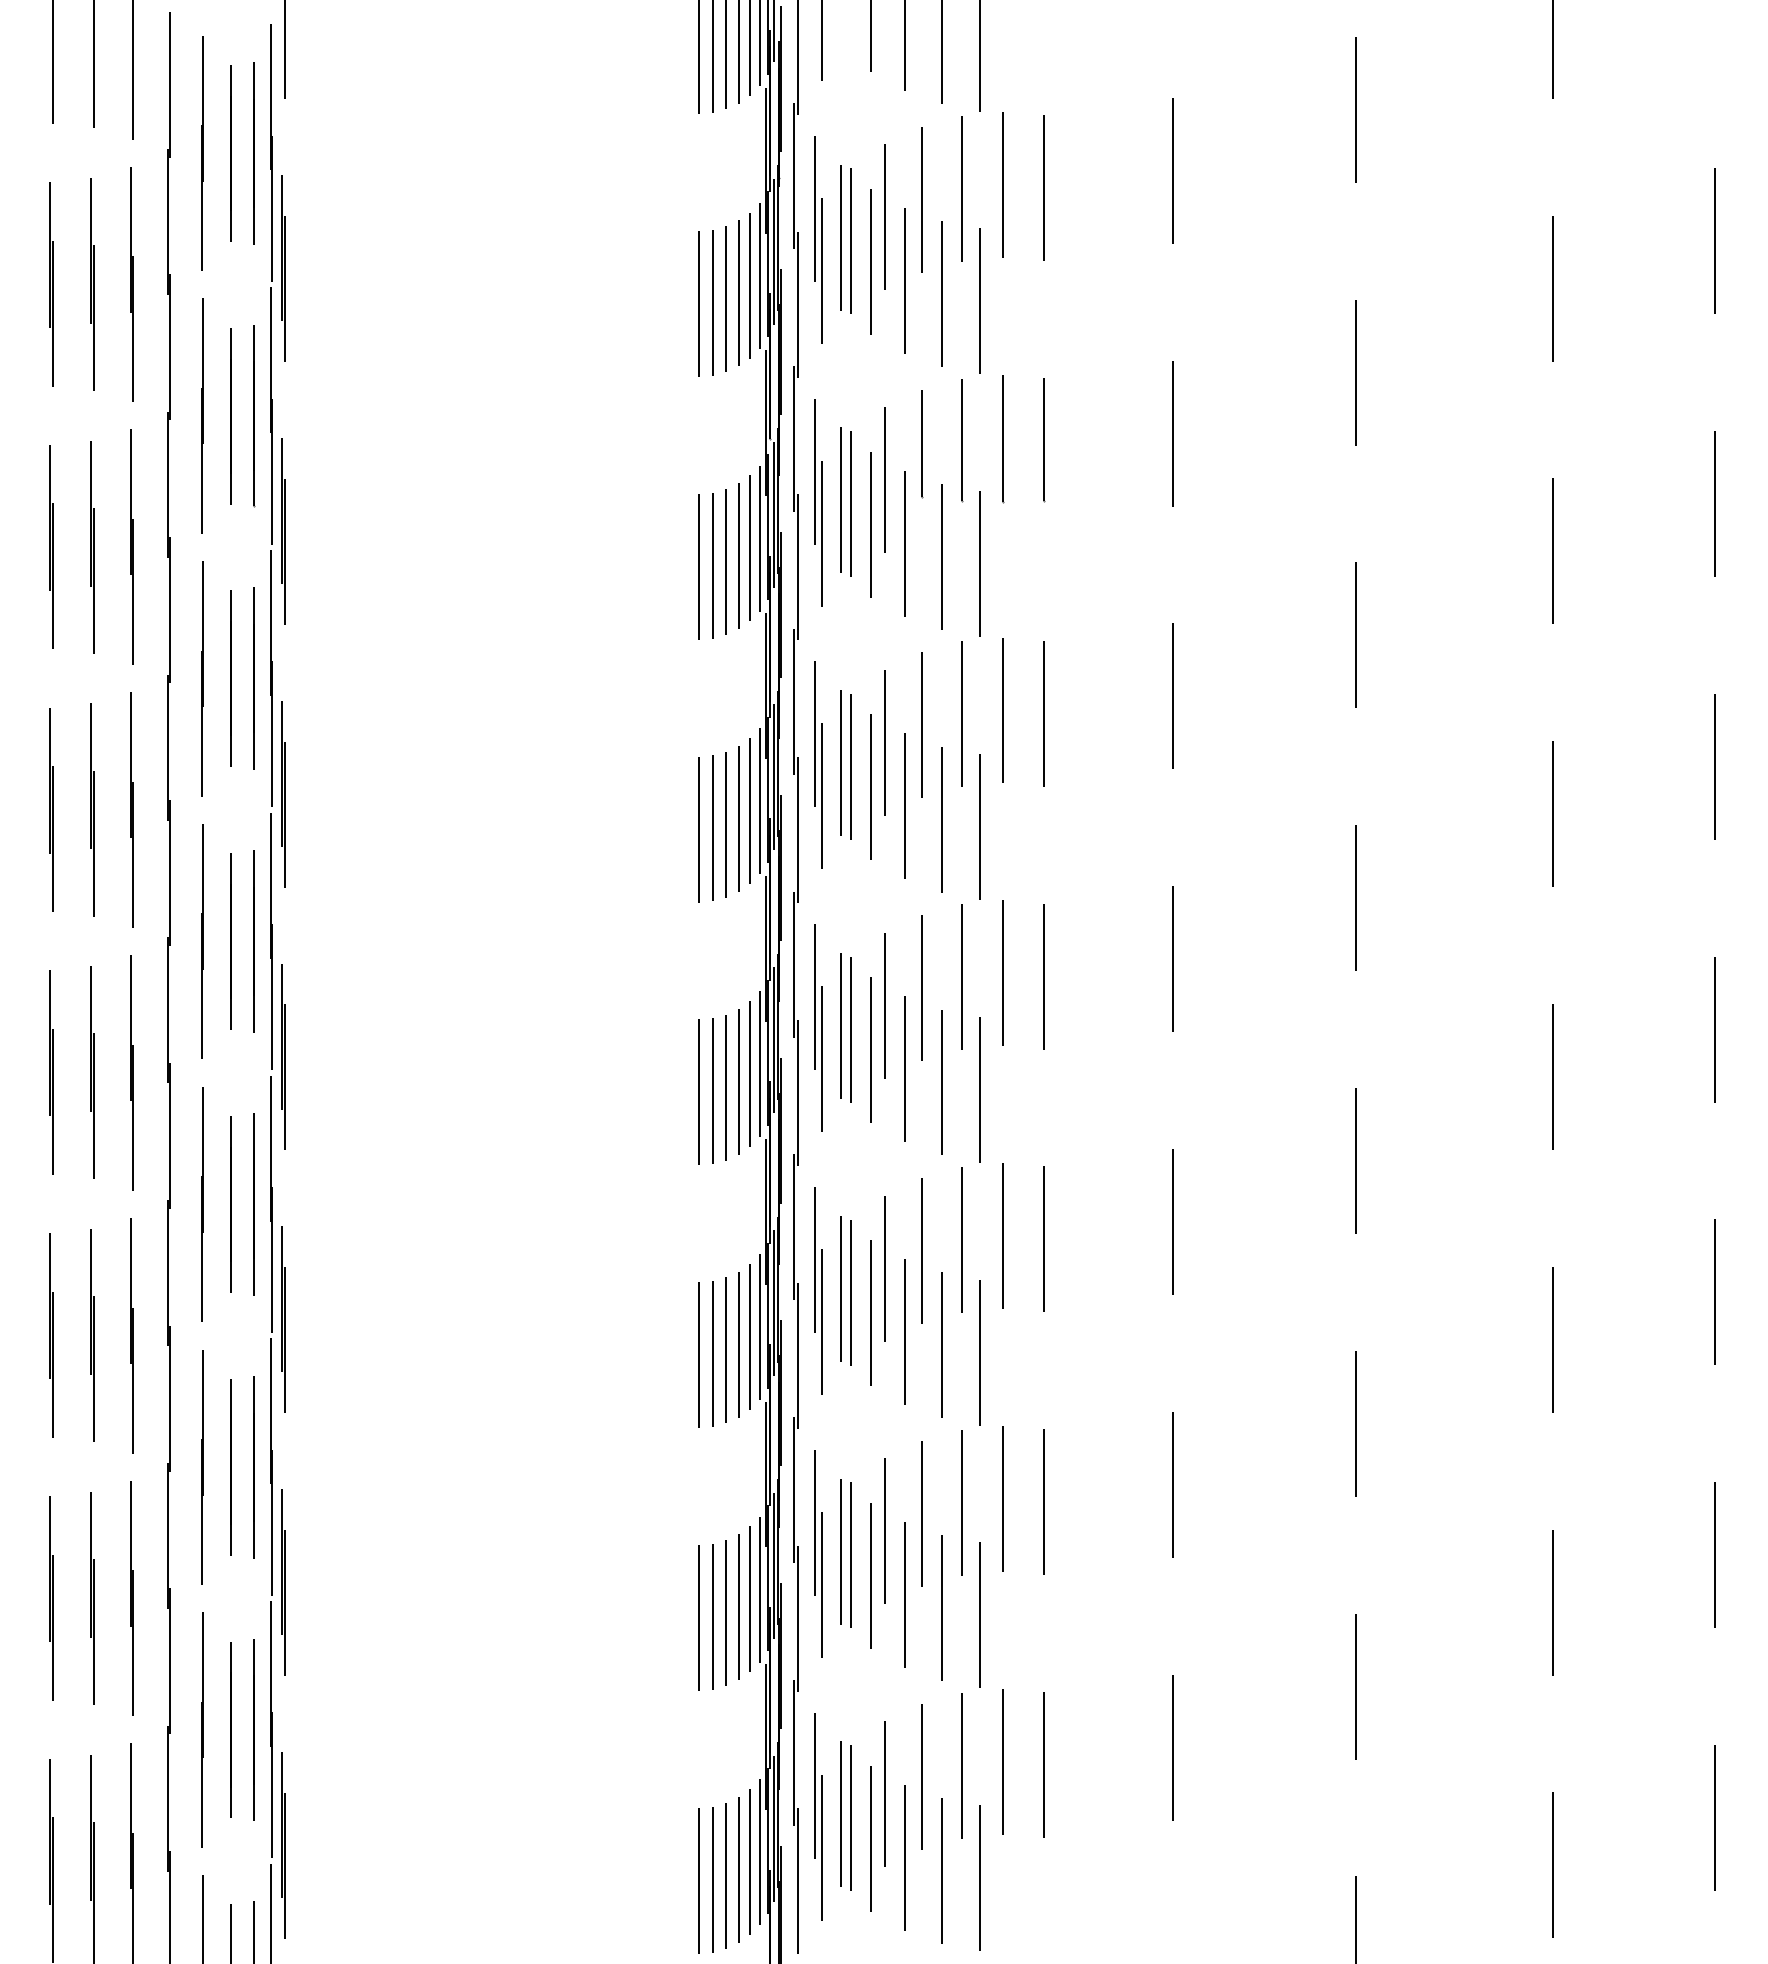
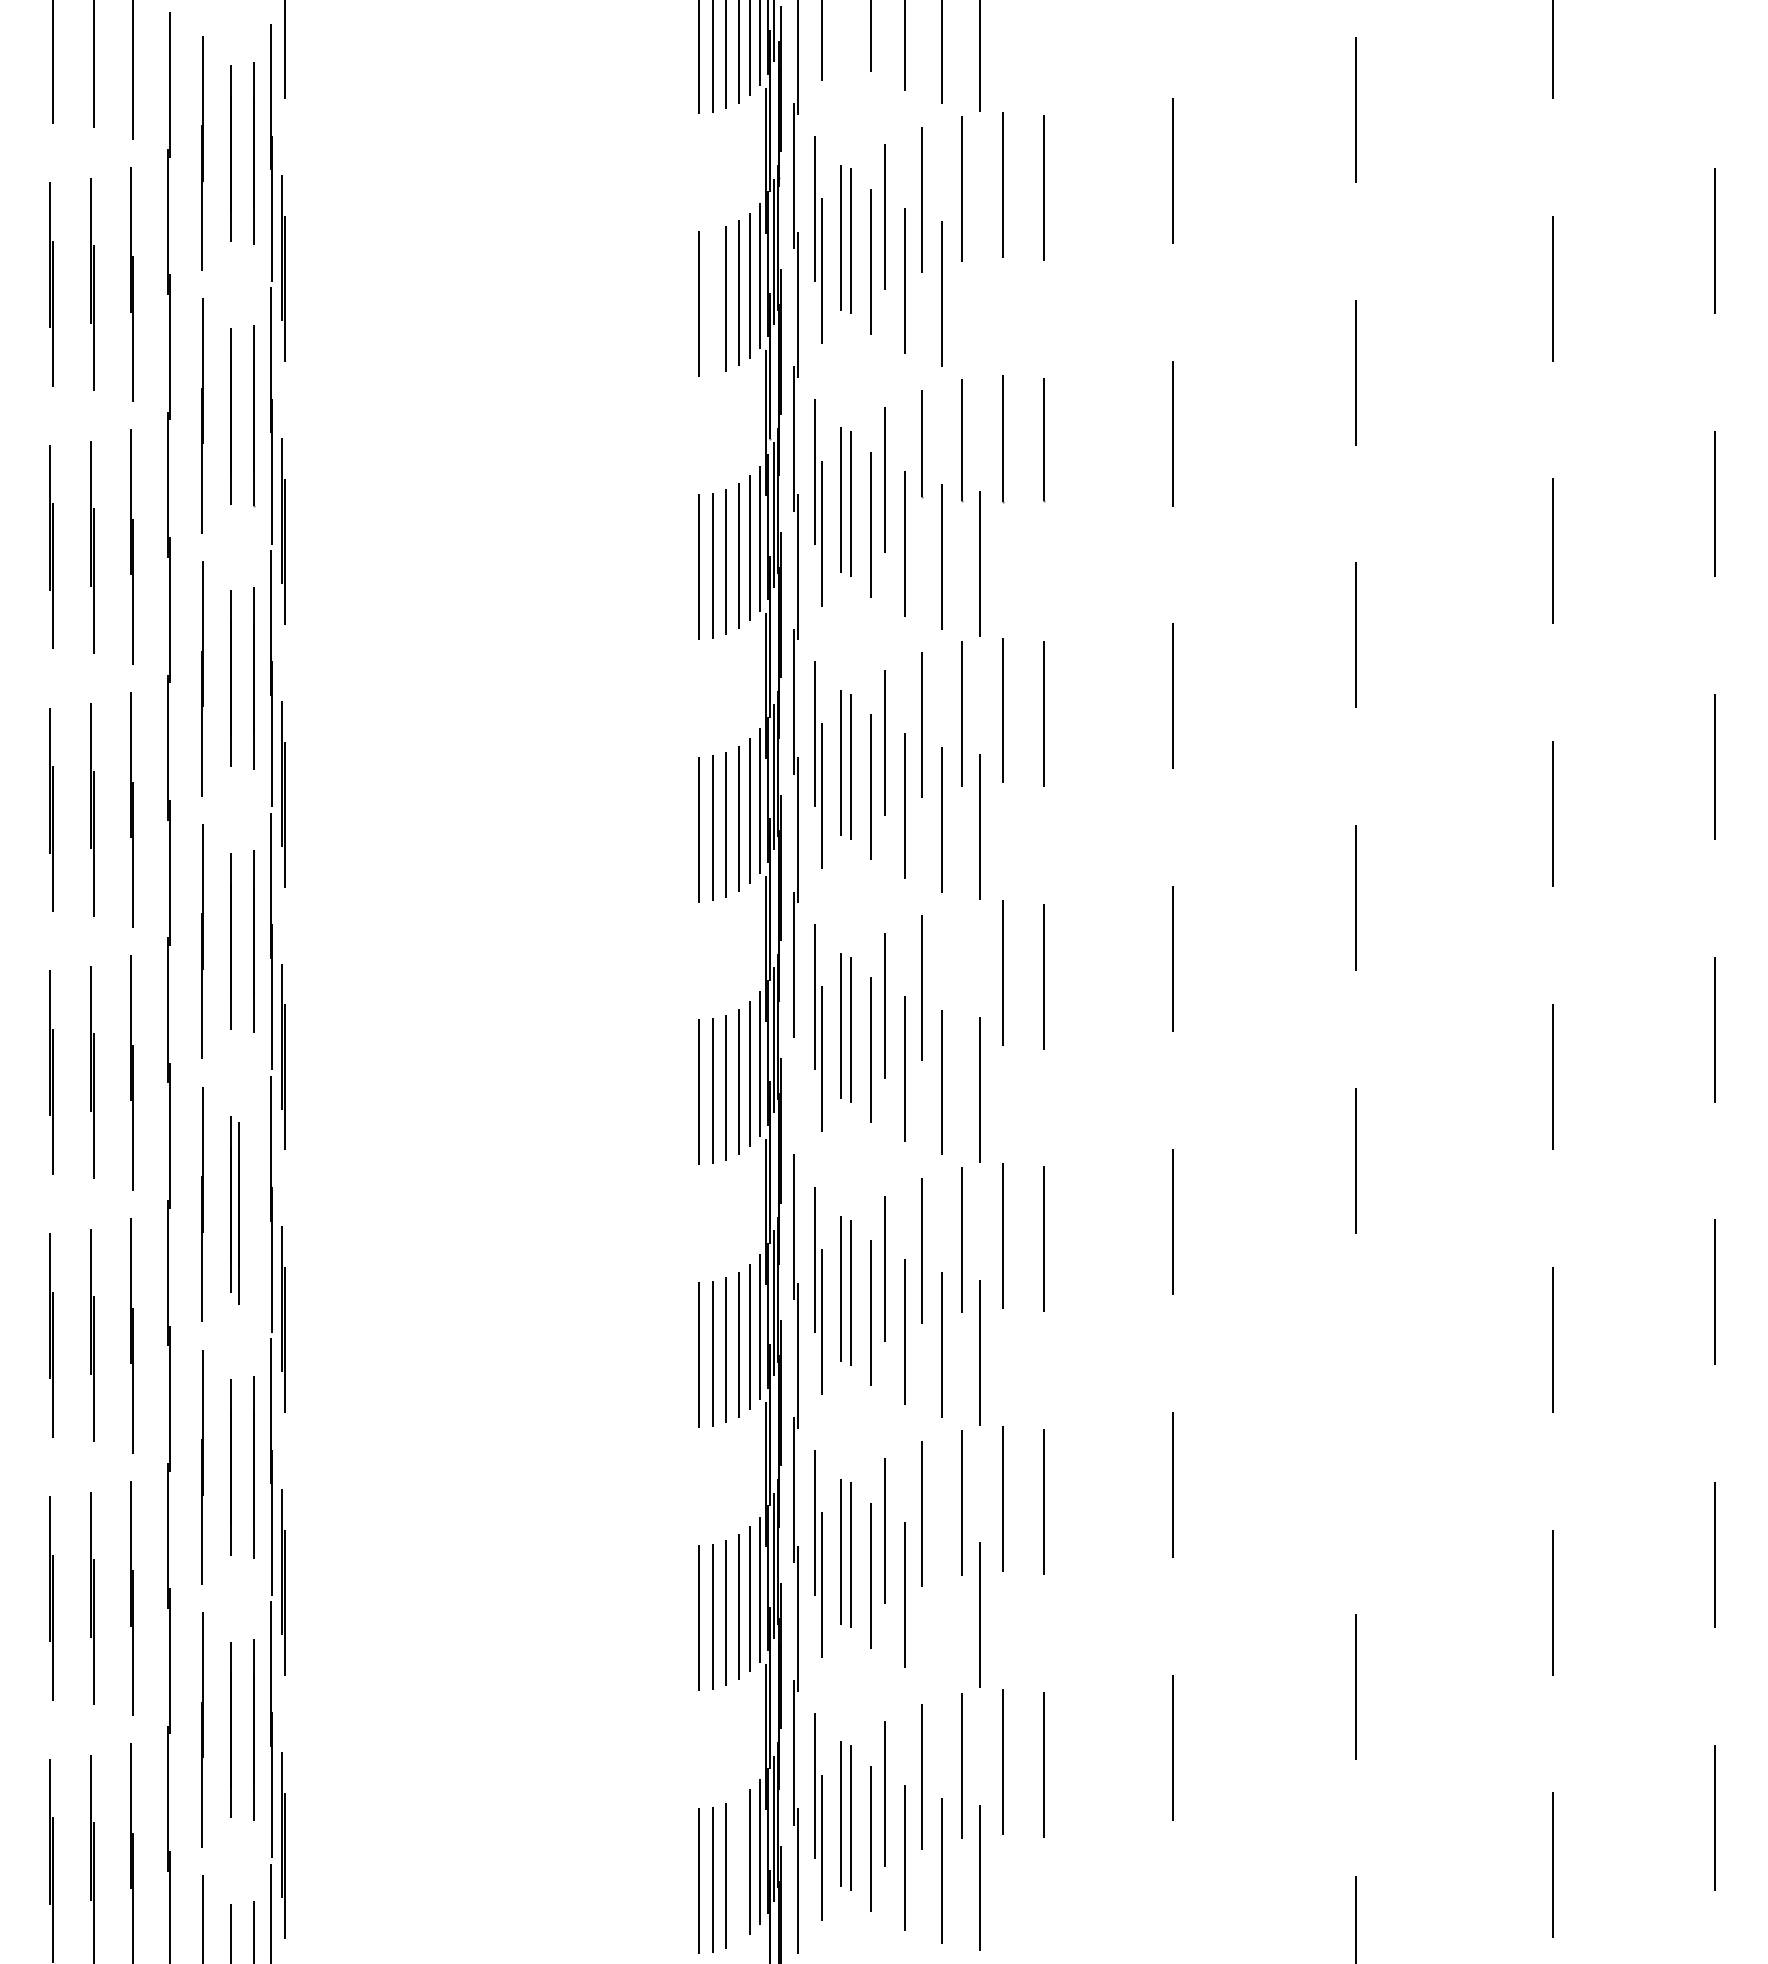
line: present -> none (979, 301)
line: present -> none (713, 302)
line: present -> none (961, 977)
line: present -> none (798, 1093)
line position: (253, 1204) -> (238, 1213) (238, 1213)
line: present -> none (1355, 1423)
line: present -> none (941, 1608)
line: present -> none (739, 1870)
